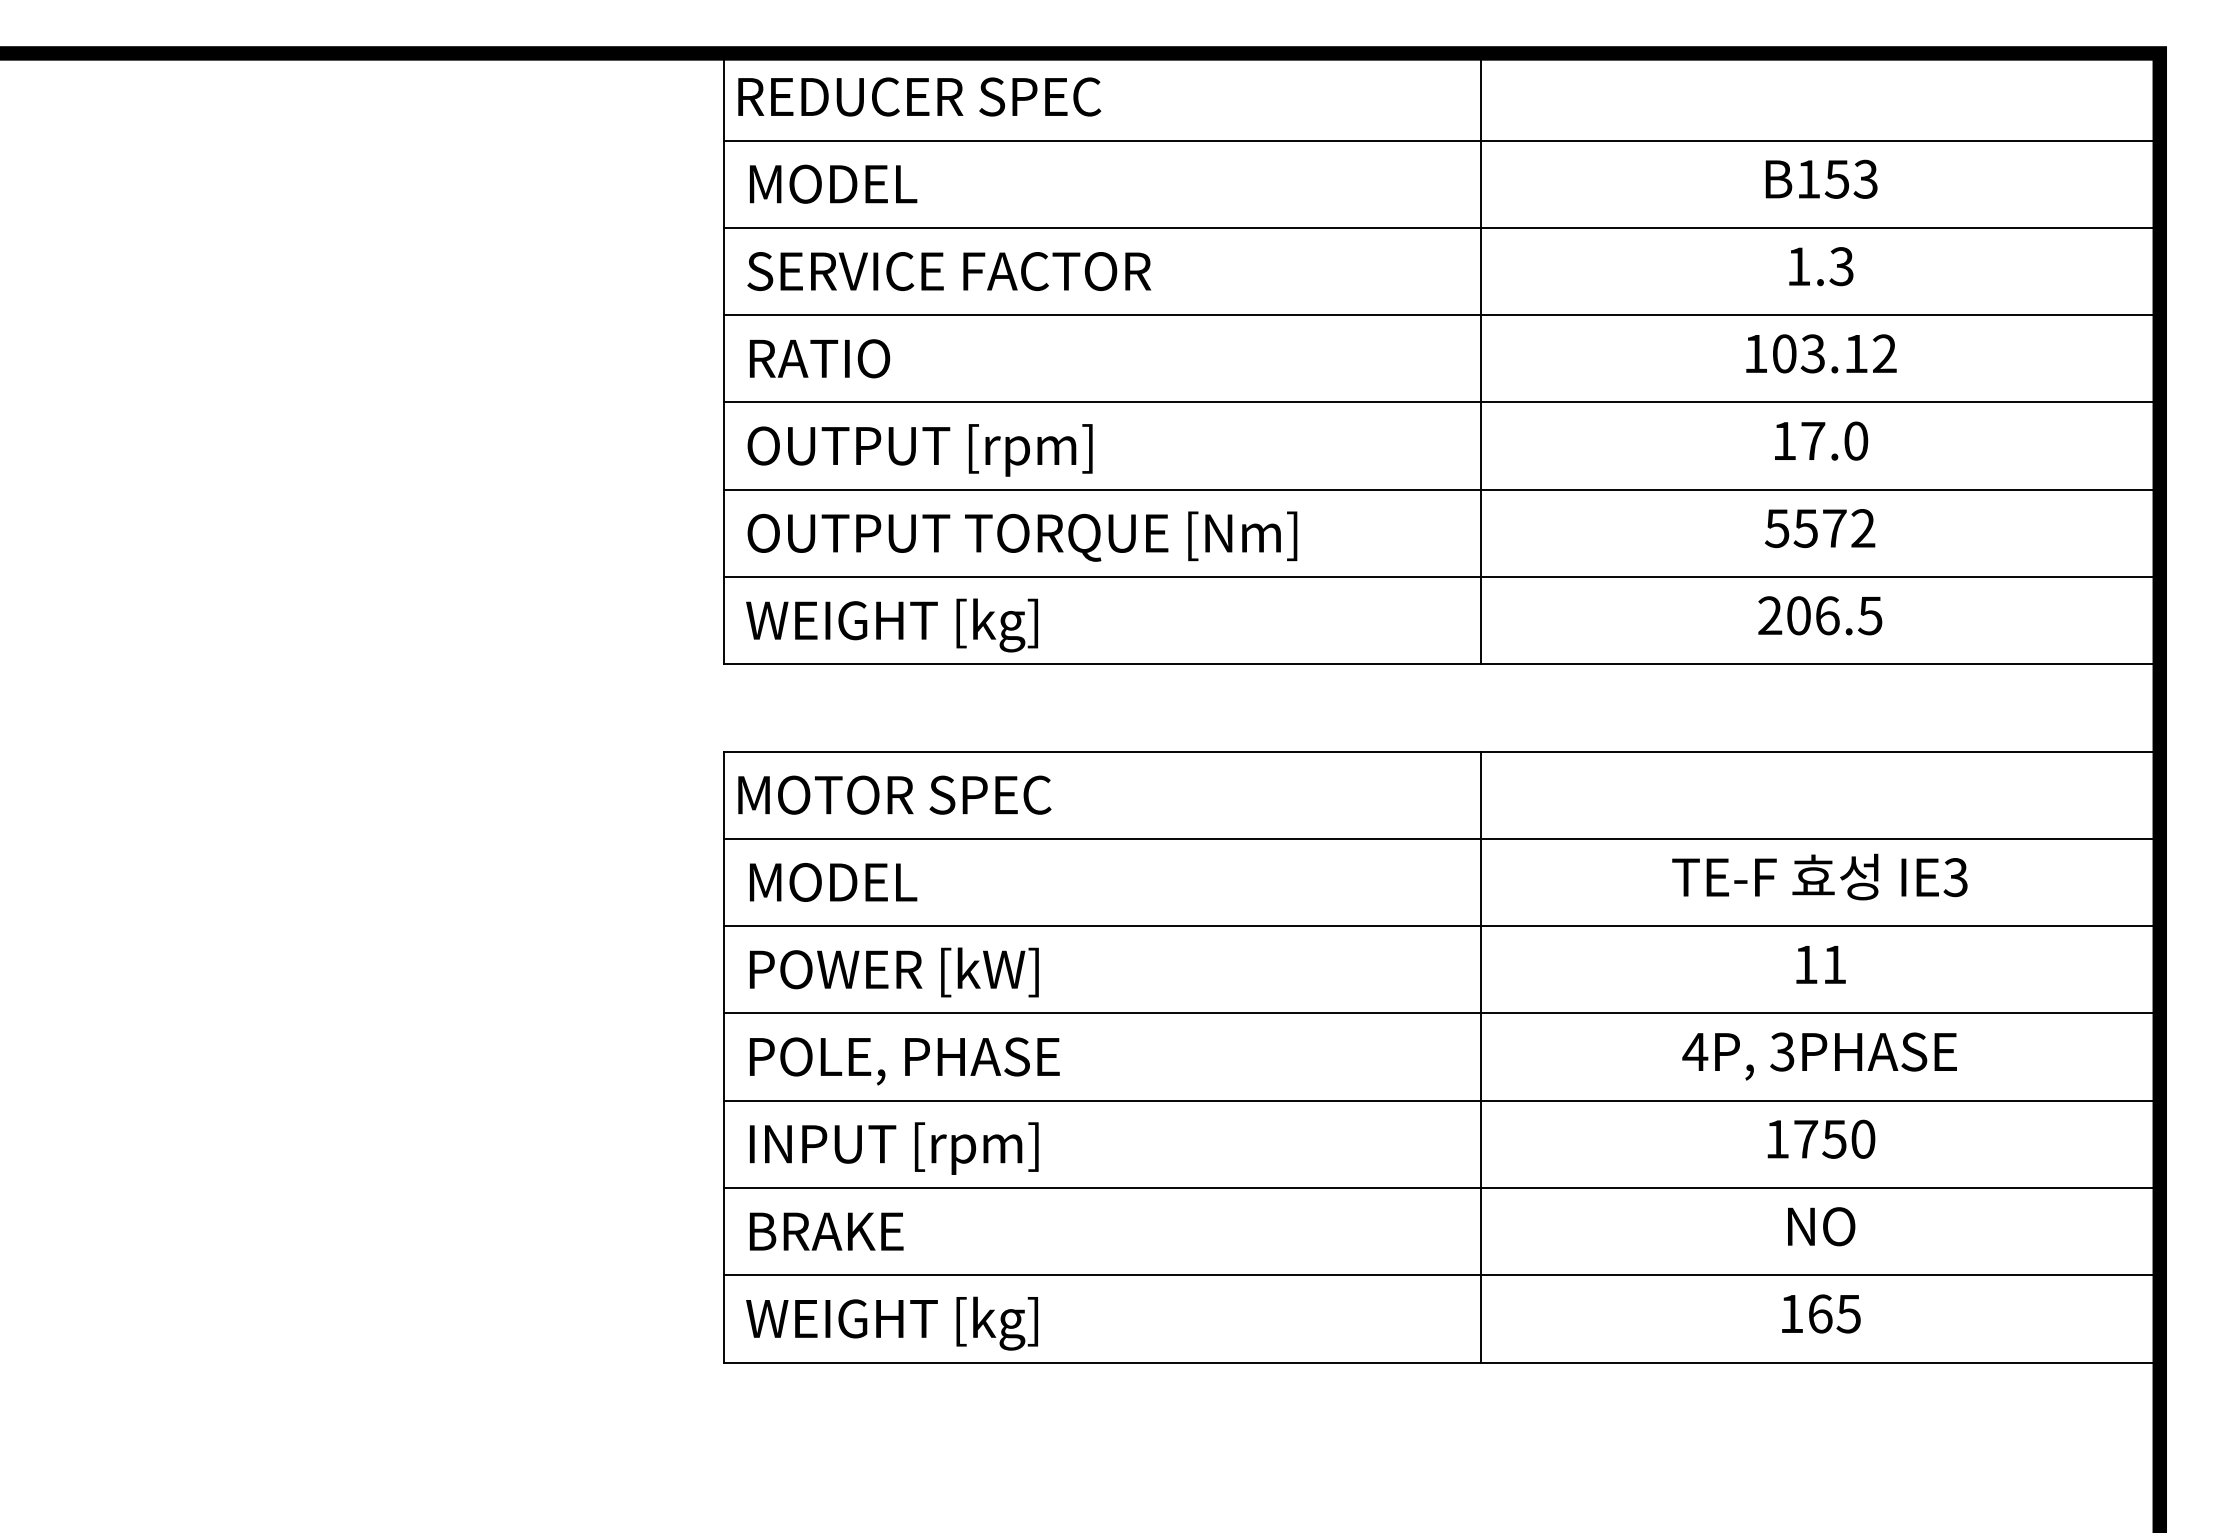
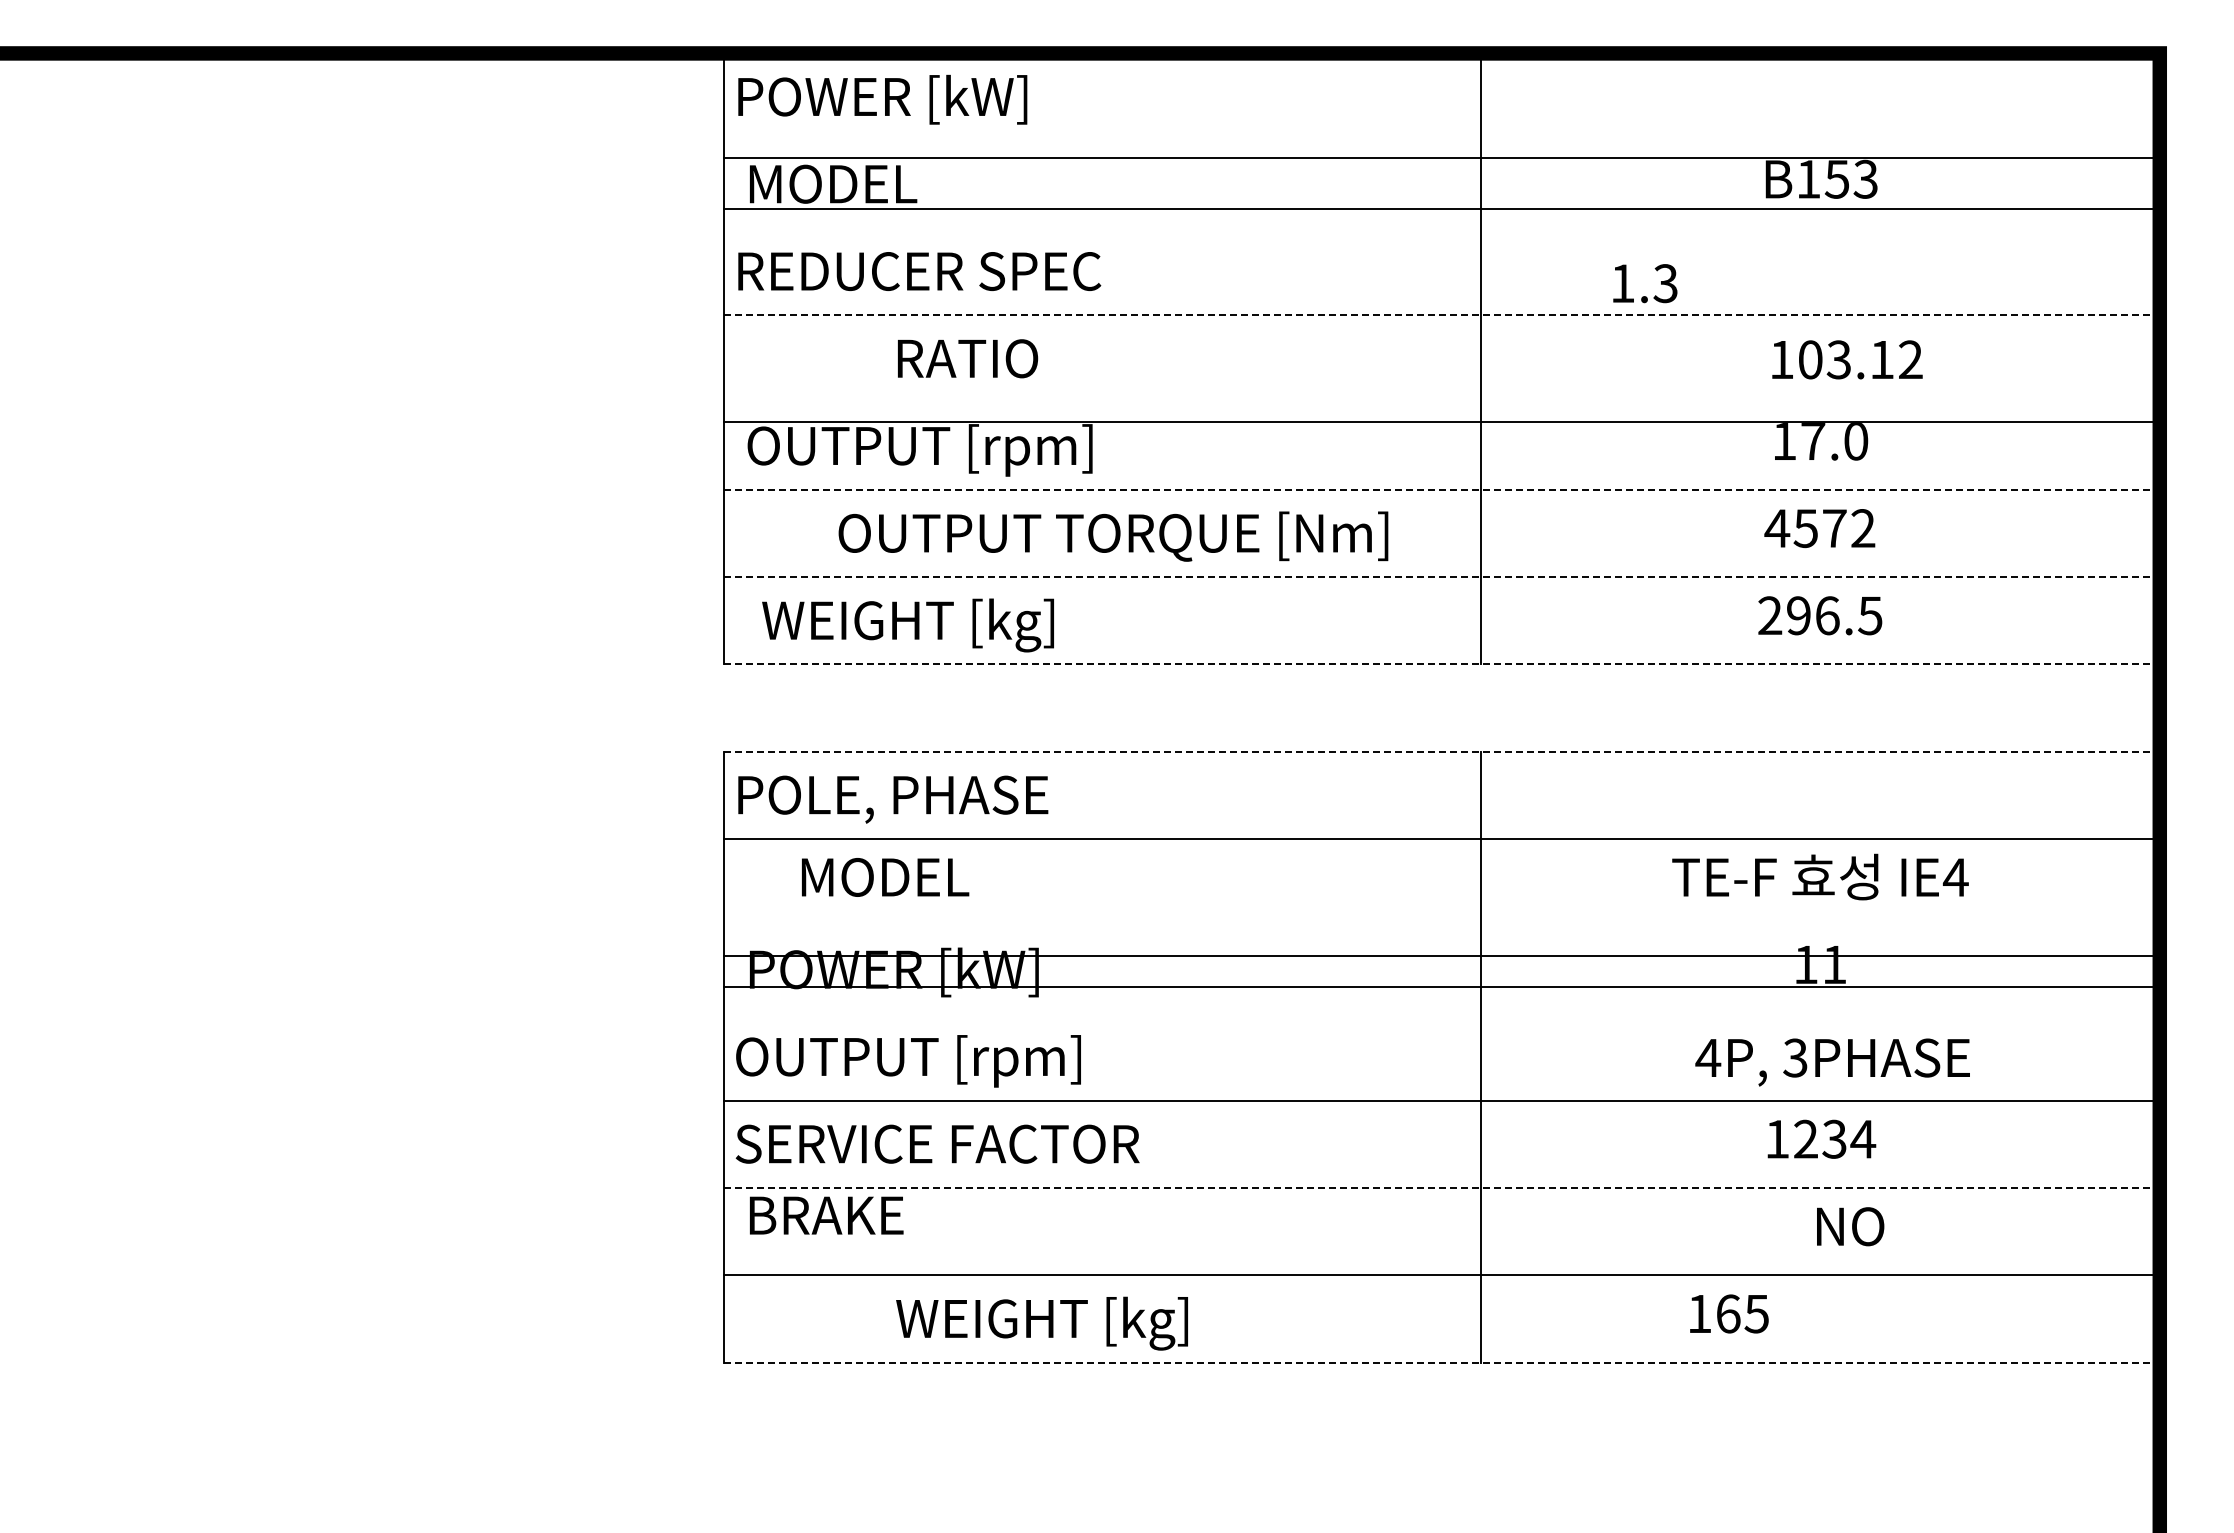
text: REDUCER SPEC -> POWER [kW] (922, 99)
line position: (1441, 140) -> (1441, 157) (1441, 157)
line position: (1441, 227) -> (1441, 208) (1441, 208)
text position: (1821, 266) -> (1645, 283) (1645, 283)
text: SERVICE FACTOR -> REDUCER SPEC (944, 271)
line: solid -> dashed (1442, 315)
text position: (1821, 353) -> (1847, 359) (1847, 359)
text position: (820, 358) -> (968, 358) (968, 358)
line position: (1441, 402) -> (1441, 422) (1441, 422)
line: solid -> dashed (1442, 489)
text: 5572 -> 4572 (1777, 528)
text position: (1022, 536) -> (1113, 536) (1113, 536)
line: solid -> dashed (1442, 577)
text: 206.5 -> 296.5 (1798, 615)
text position: (891, 625) -> (907, 625) (907, 625)
line: solid -> dashed (1442, 664)
line: solid -> dashed (1442, 751)
text: MOTOR SPEC -> POLE, PHASE (896, 799)
text: IE3 -> IE4 (1955, 877)
text position: (833, 882) -> (885, 877) (885, 877)
line position: (1441, 926) -> (1441, 956) (1441, 956)
line position: (1441, 1013) -> (1441, 987) (1441, 987)
text position: (1819, 1056) -> (1832, 1062) (1832, 1062)
text: POLE, PHASE -> OUTPUT [rpm] (908, 1061)
text: 1750 -> 1234 (1835, 1138)
text: INPUT [rpm] -> SERVICE FACTOR (937, 1148)
line: solid -> dashed (1442, 1188)
text position: (1821, 1226) -> (1850, 1226) (1850, 1226)
text position: (826, 1231) -> (826, 1215) (826, 1215)
text position: (1821, 1313) -> (1729, 1313) (1729, 1313)
text position: (891, 1323) -> (1041, 1323) (1041, 1323)
line: solid -> dashed (1442, 1362)
